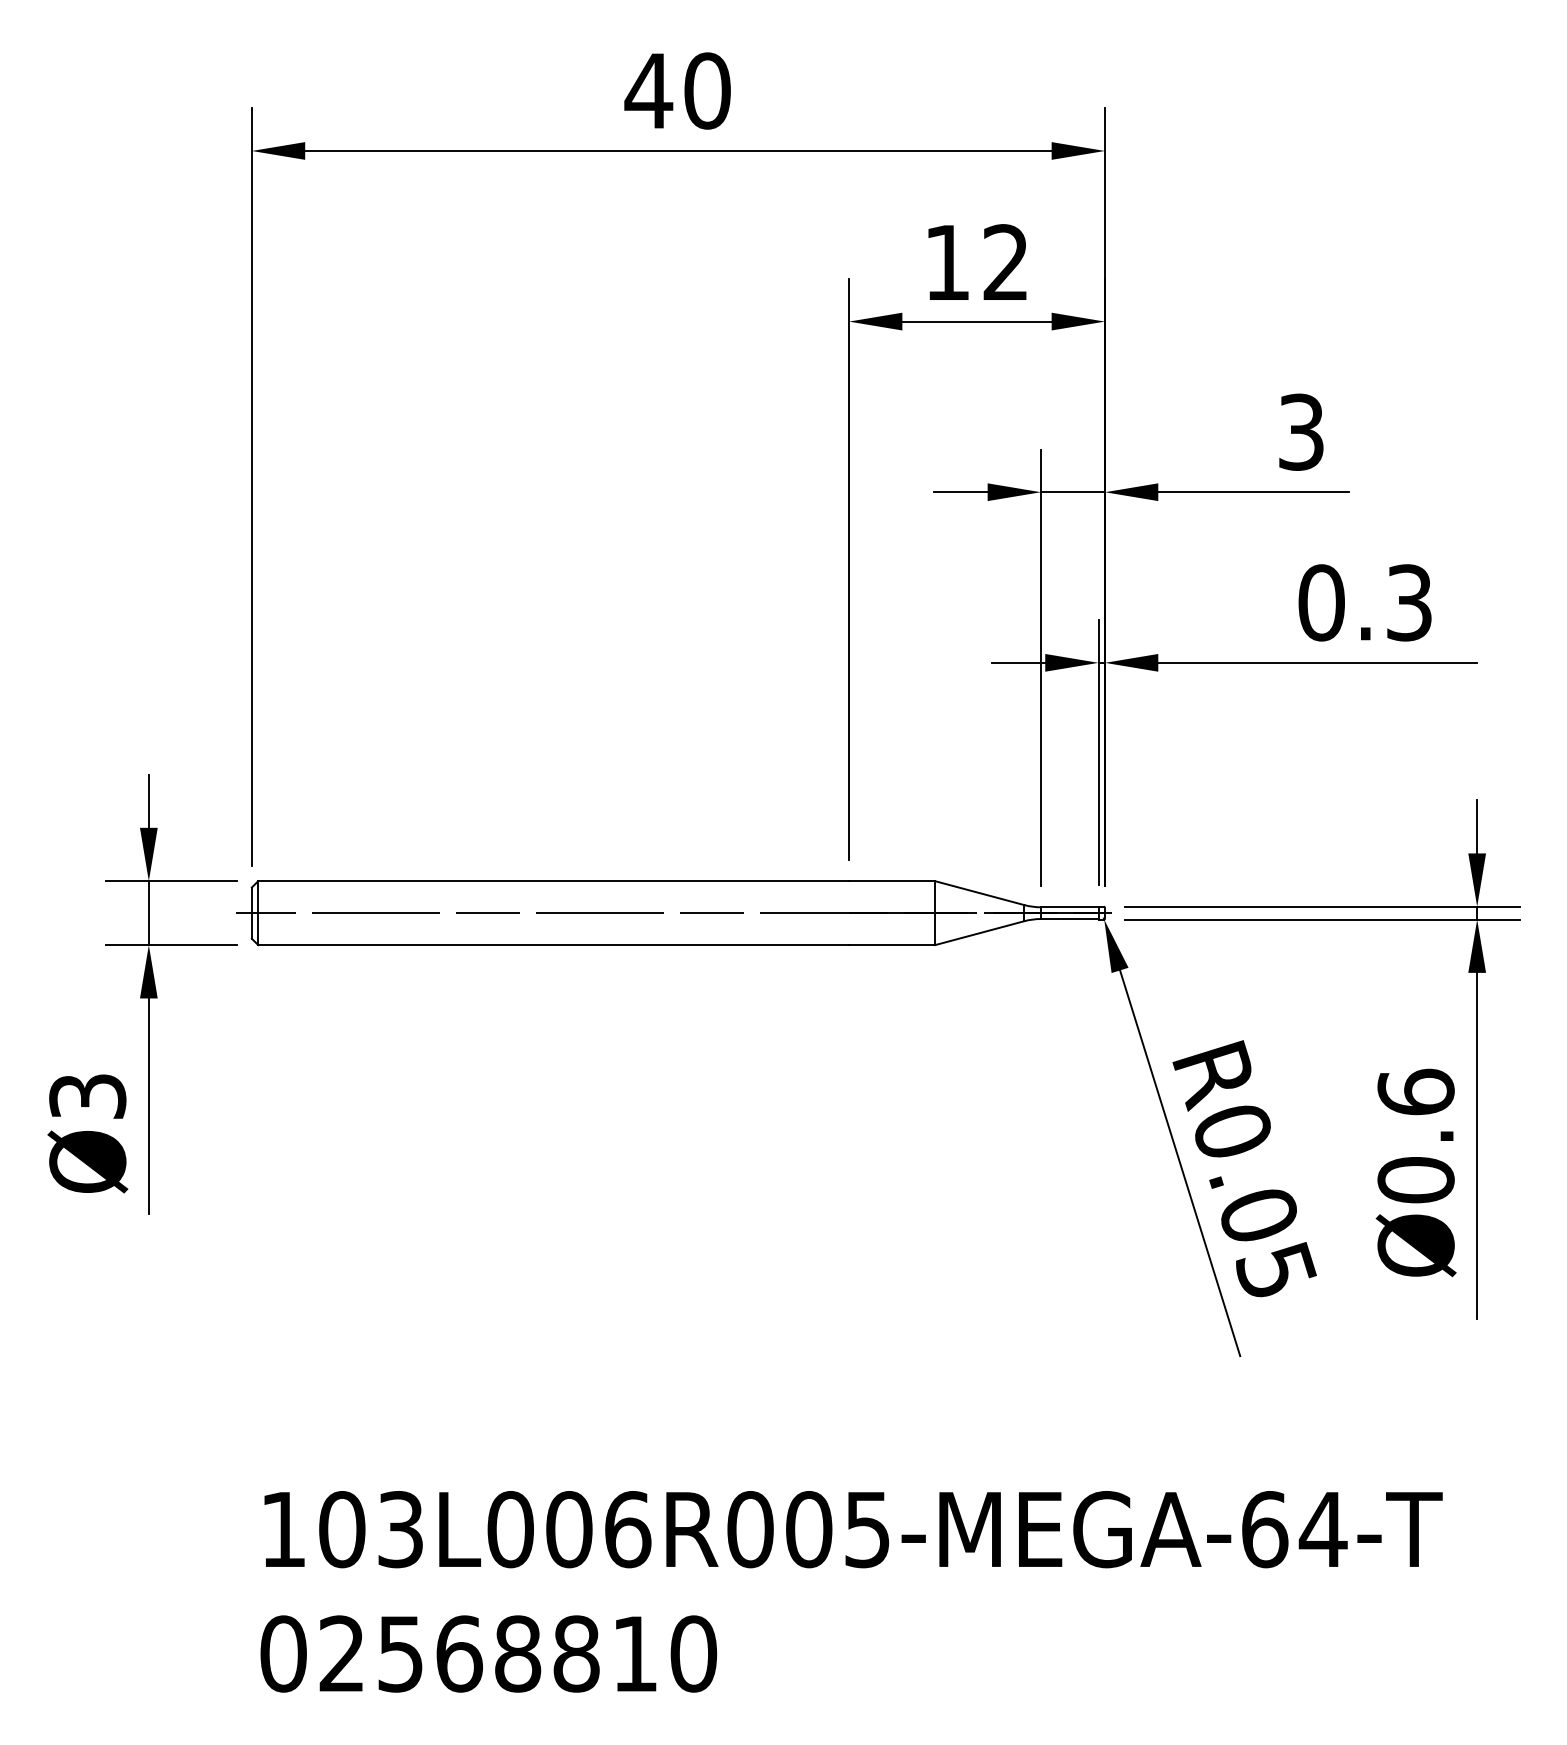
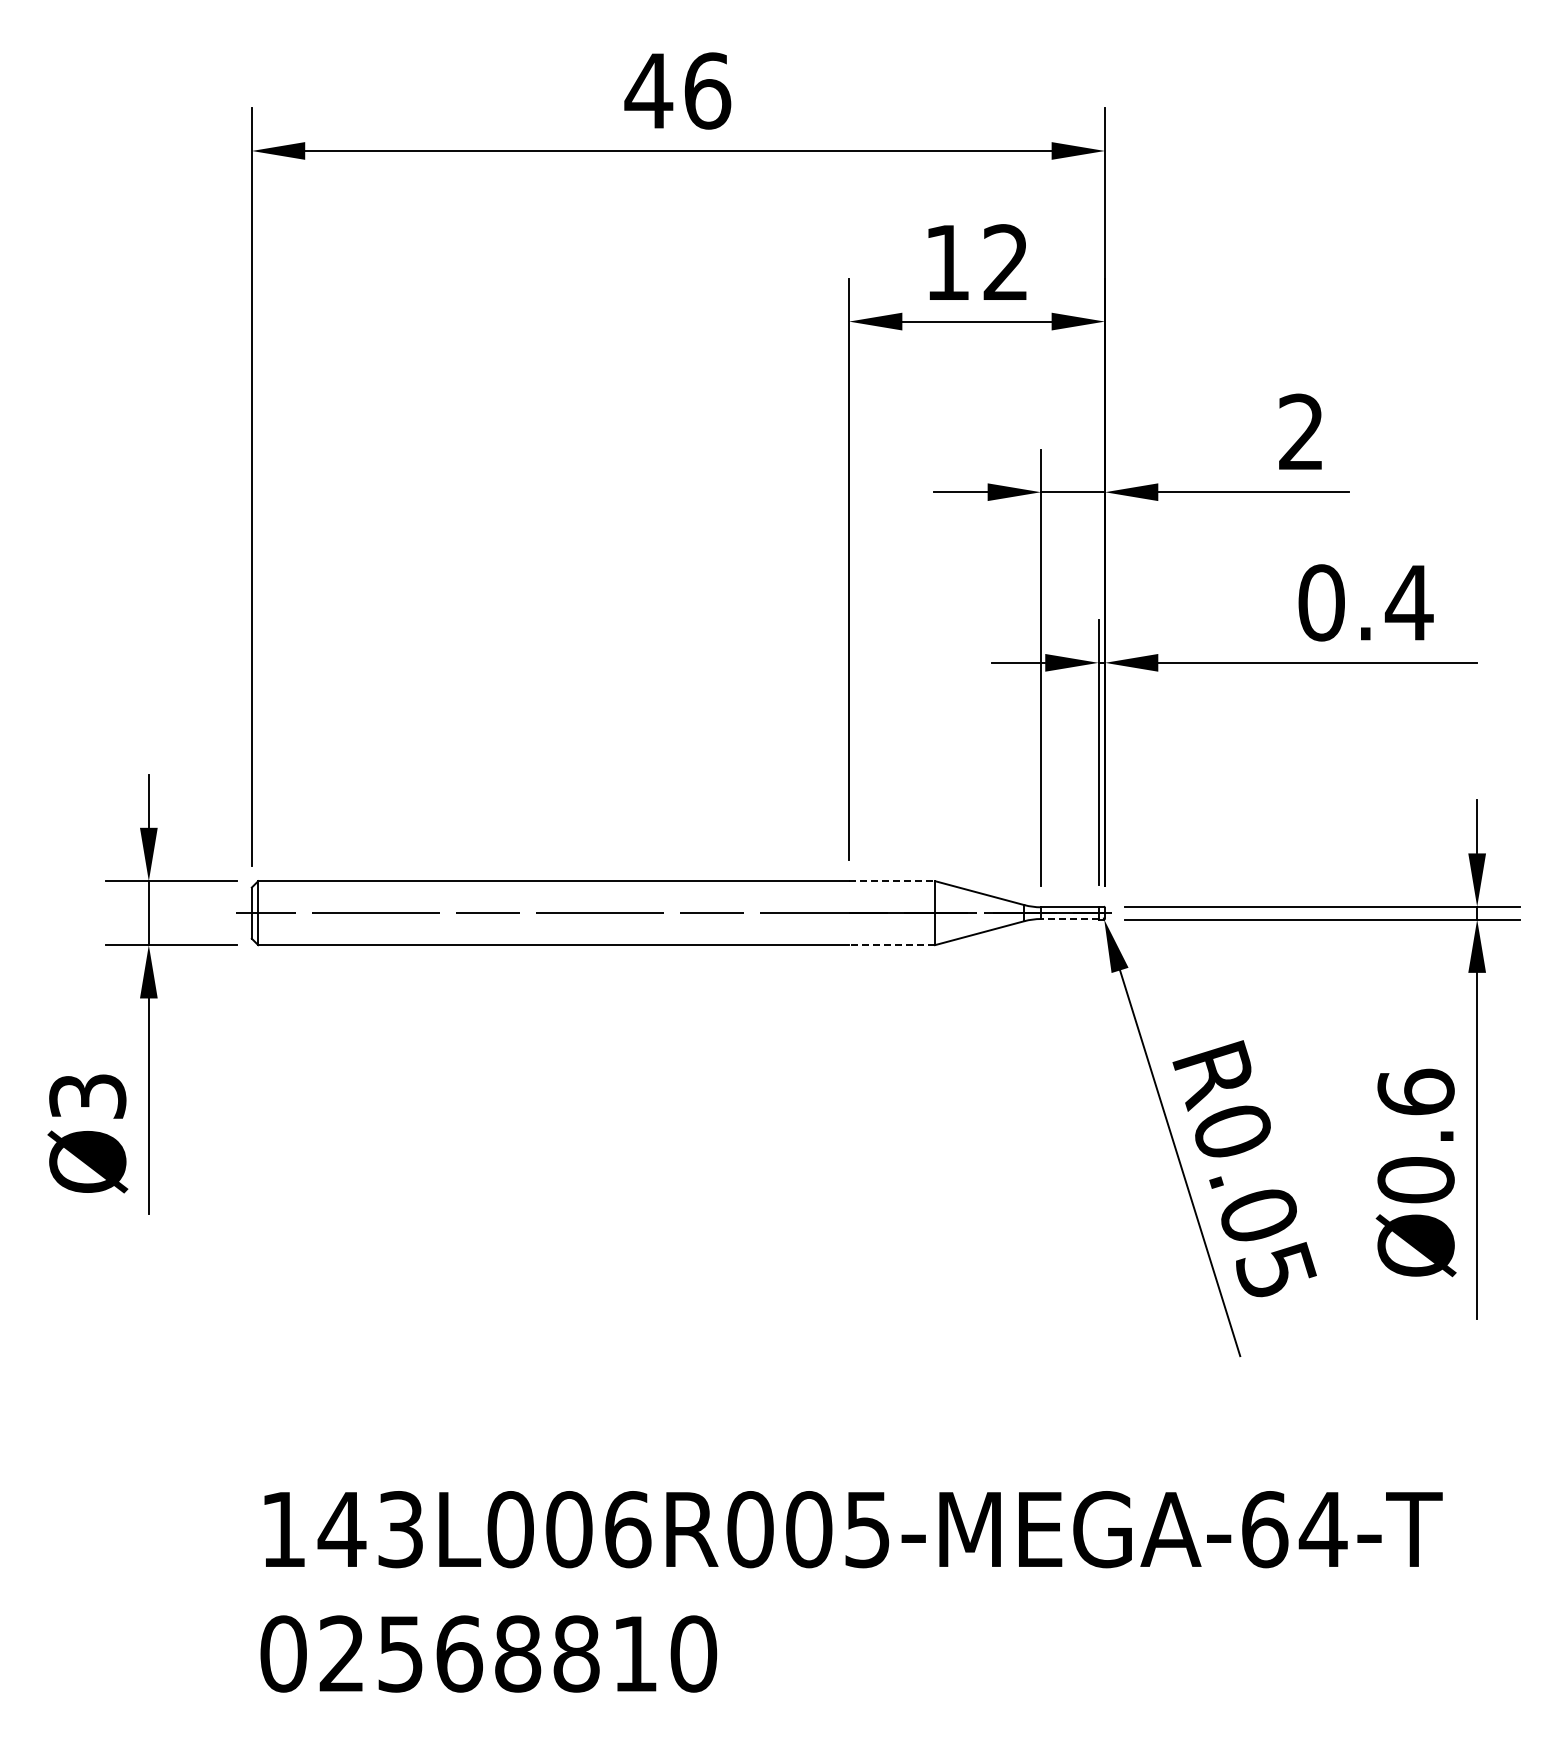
text: 40 -> 46 (707, 90)
text: 3 -> 2 (1301, 431)
text: 0.3 -> 0.4 (1408, 602)
line: solid -> dashed (892, 881)
line: solid -> dashed (1069, 919)
line: solid -> dashed (891, 945)
text: 103L006R005-MEGA-64-T -> 143L006R005-MEGA-64-T (341, 1529)
